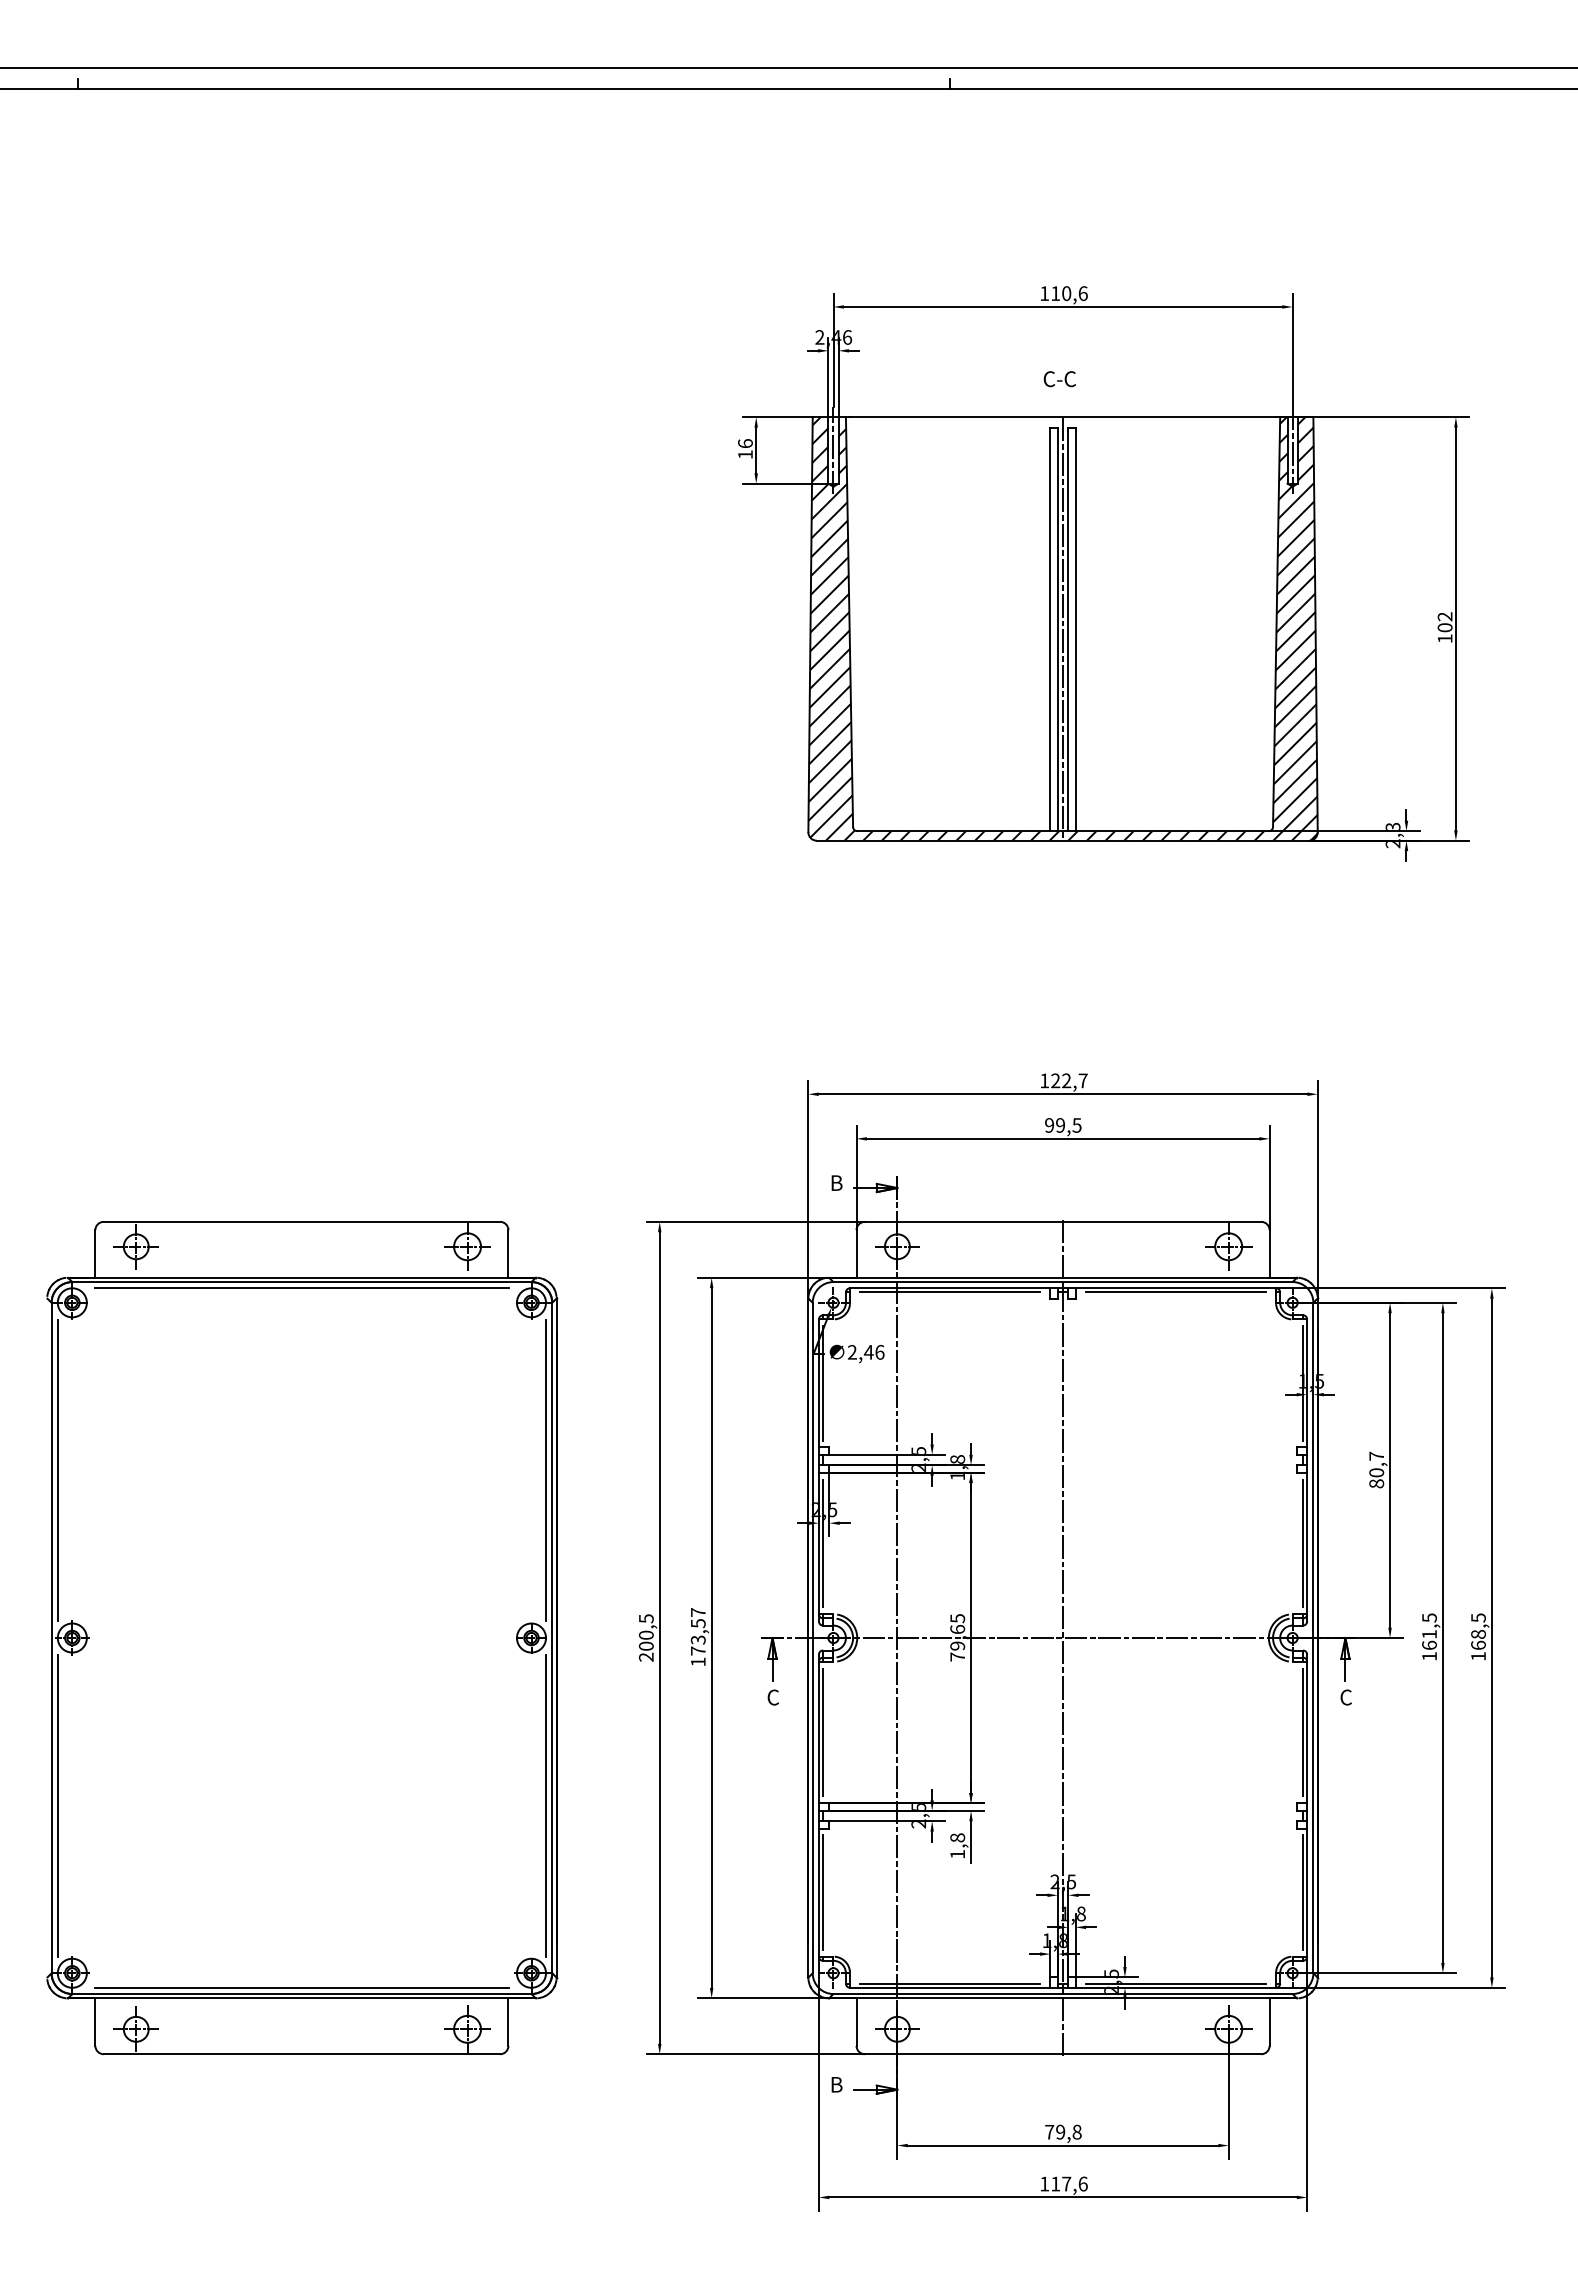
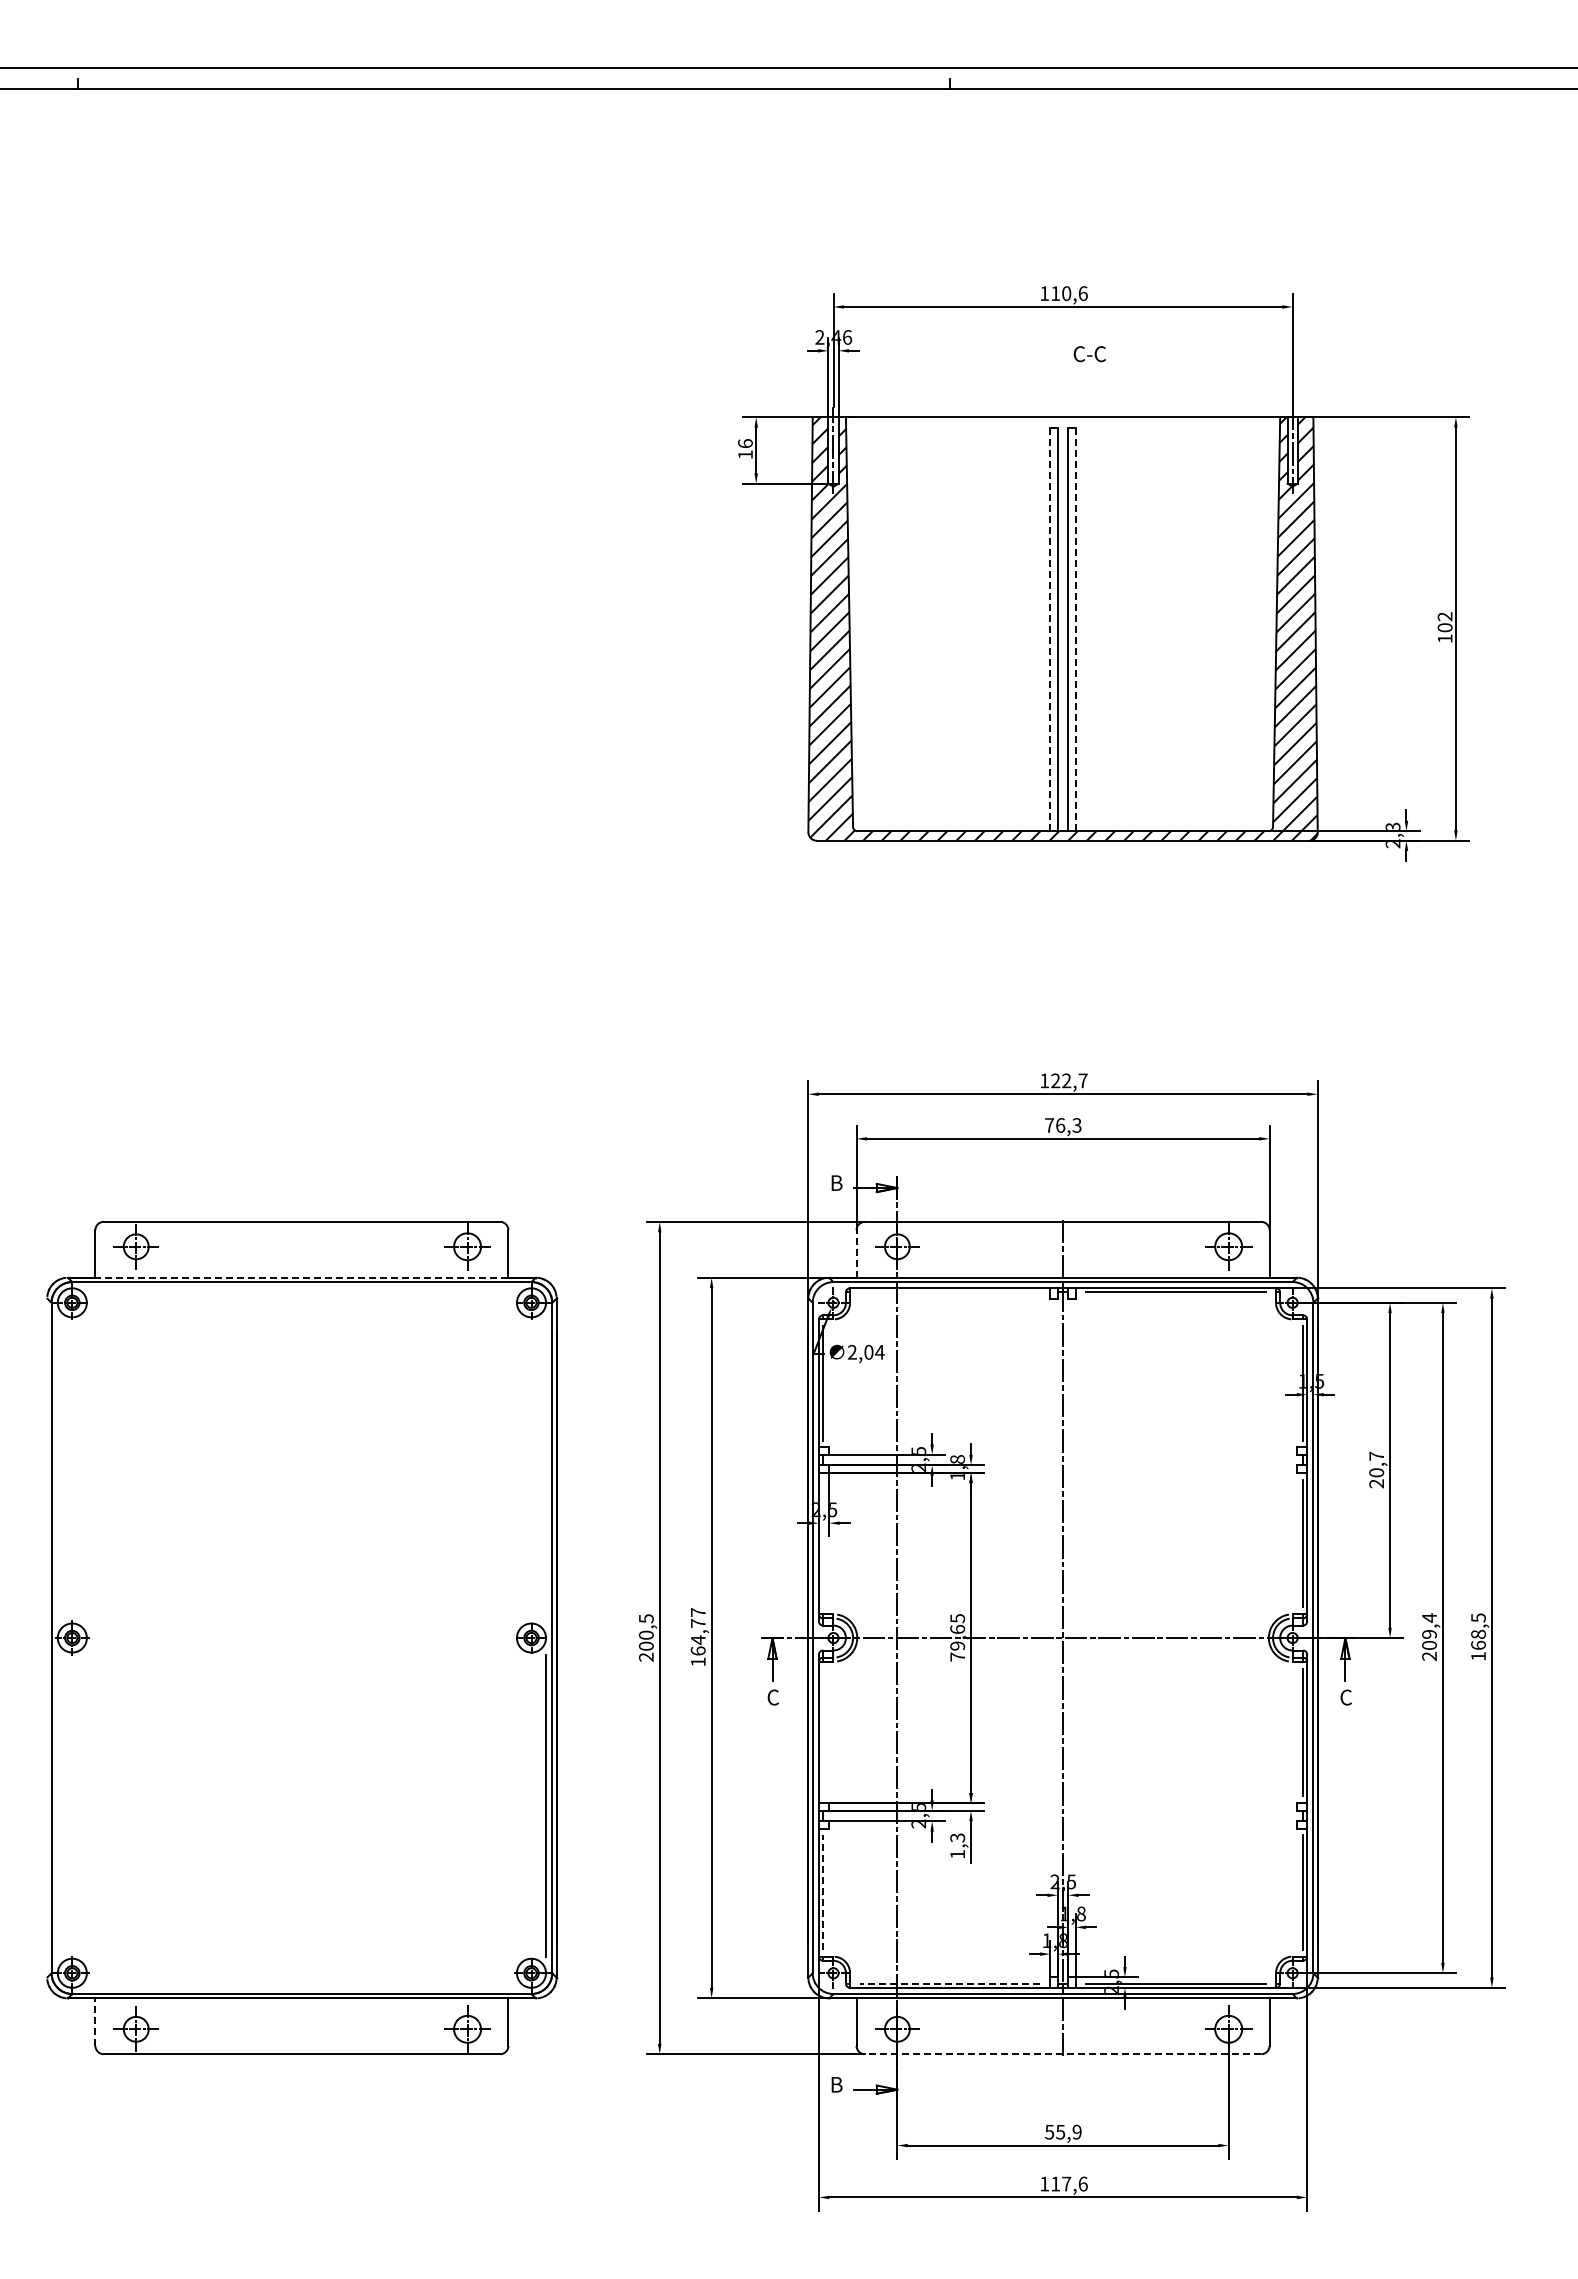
text position: (1059, 379) -> (1089, 354) (1089, 354)
line: solid -> dashed (1050, 629)
line: present -> none (1063, 629)
line: solid -> dashed (1075, 629)
text: 99,5 -> 76,3 (1063, 1125)
line: solid -> dashed (856, 1253)
line: solid -> dashed (301, 1277)
line: present -> none (301, 1288)
line: present -> none (950, 1292)
text: 2,46 -> 2,04 (874, 1352)
line: present -> none (57, 1470)
line: present -> none (546, 1470)
text: 80,7 -> 20,7 (1376, 1483)
line: present -> none (823, 1543)
text: 161,5 -> 209,4 (1429, 1636)
text: 173,57 -> 164,77 (697, 1637)
line: present -> none (823, 1732)
line: present -> none (57, 1805)
text: 1,8 -> 1,3 (957, 1837)
line: solid -> dashed (823, 1892)
line: solid -> dashed (949, 1983)
line: present -> none (301, 1987)
line: solid -> dashed (95, 2022)
line: solid -> dashed (1062, 2054)
text: 79,8 -> 55,9 (1063, 2131)
